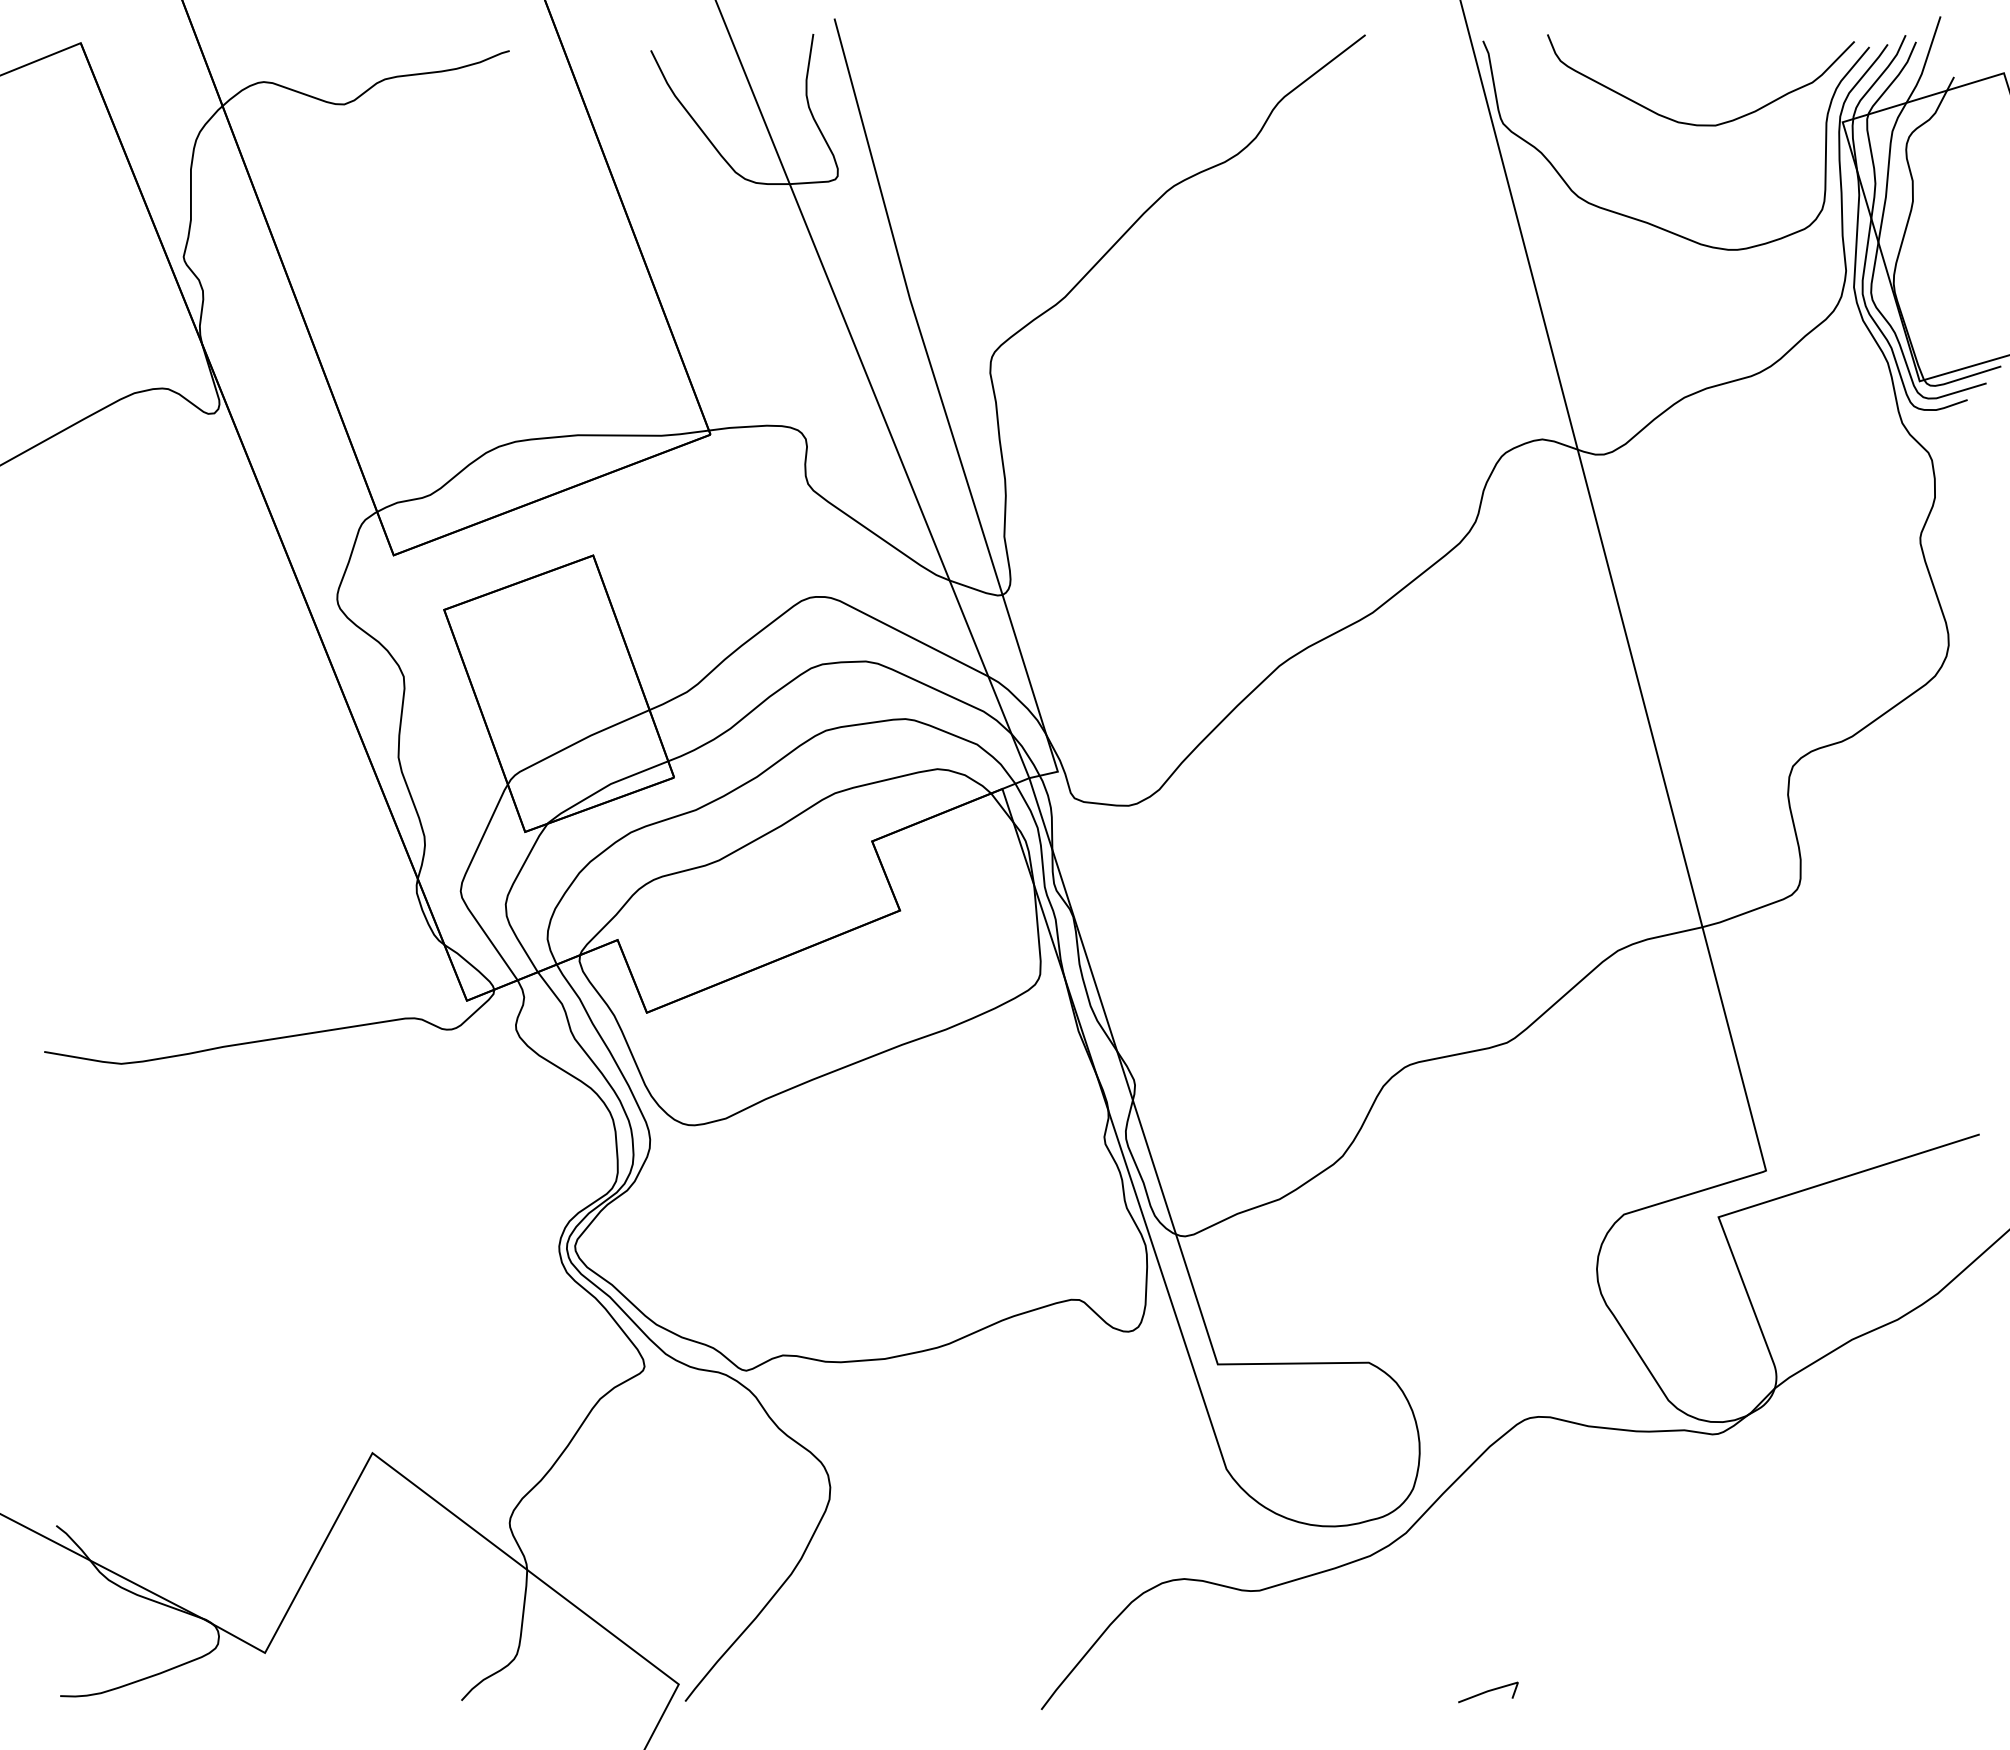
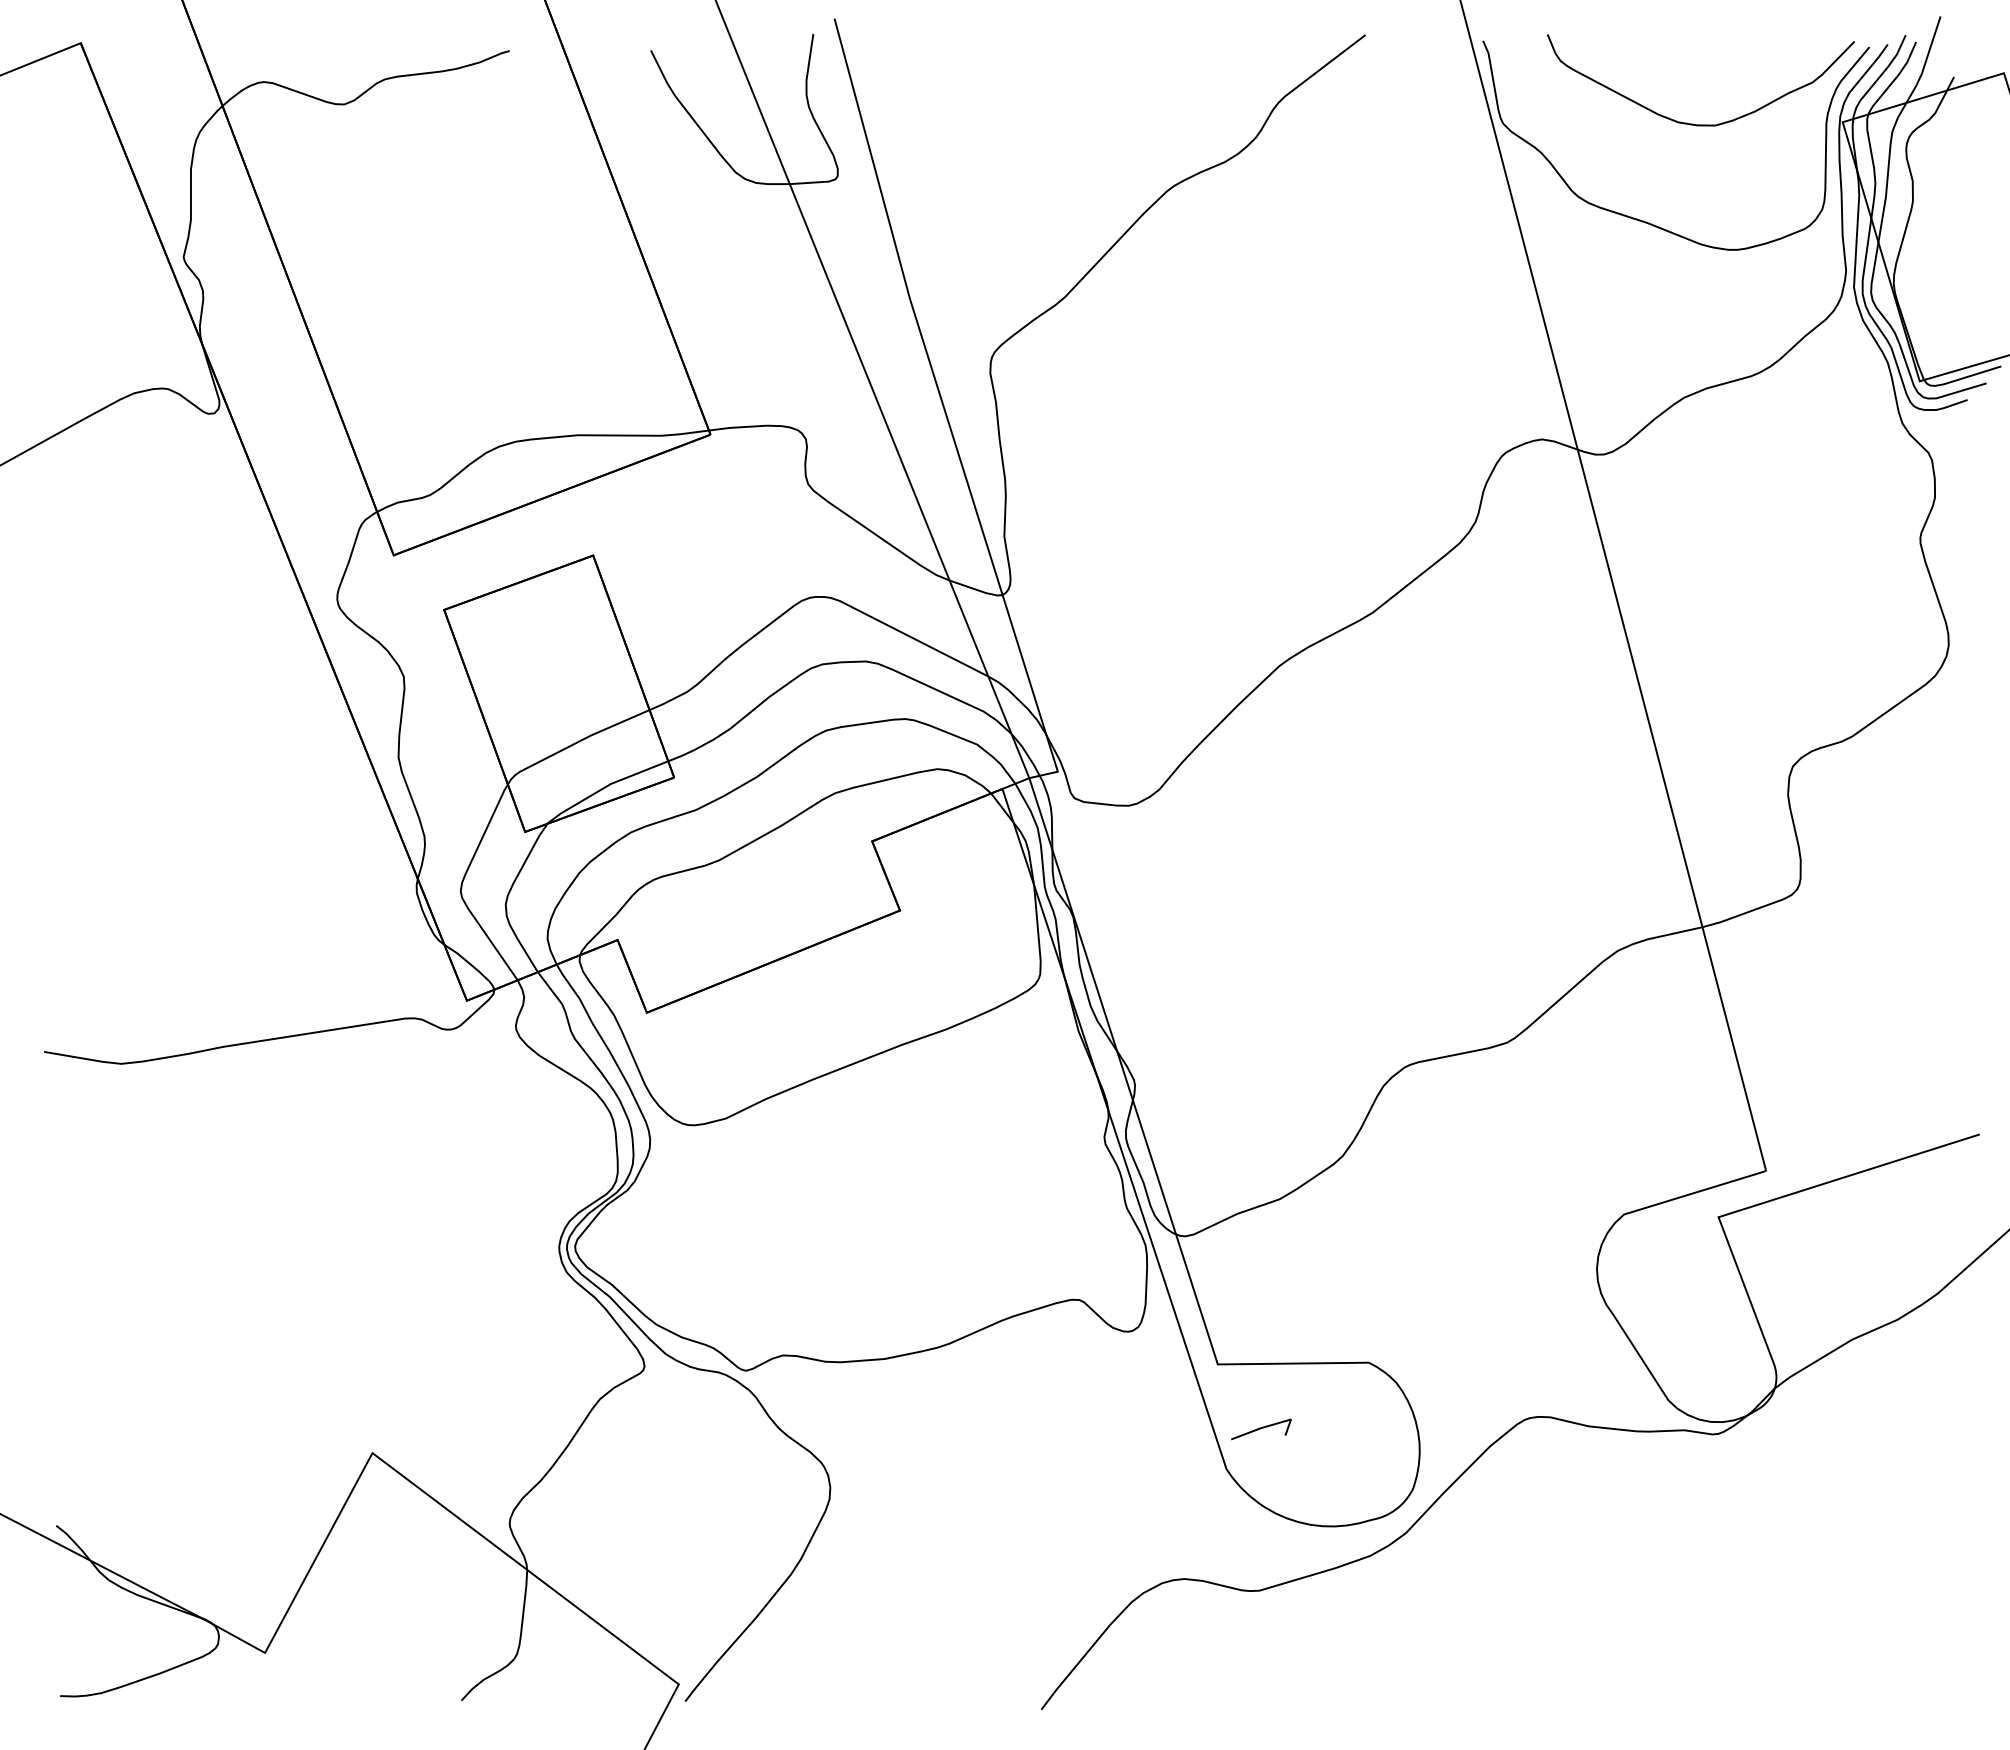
line position: (1488, 1691) -> (1261, 1428) (1261, 1428)
